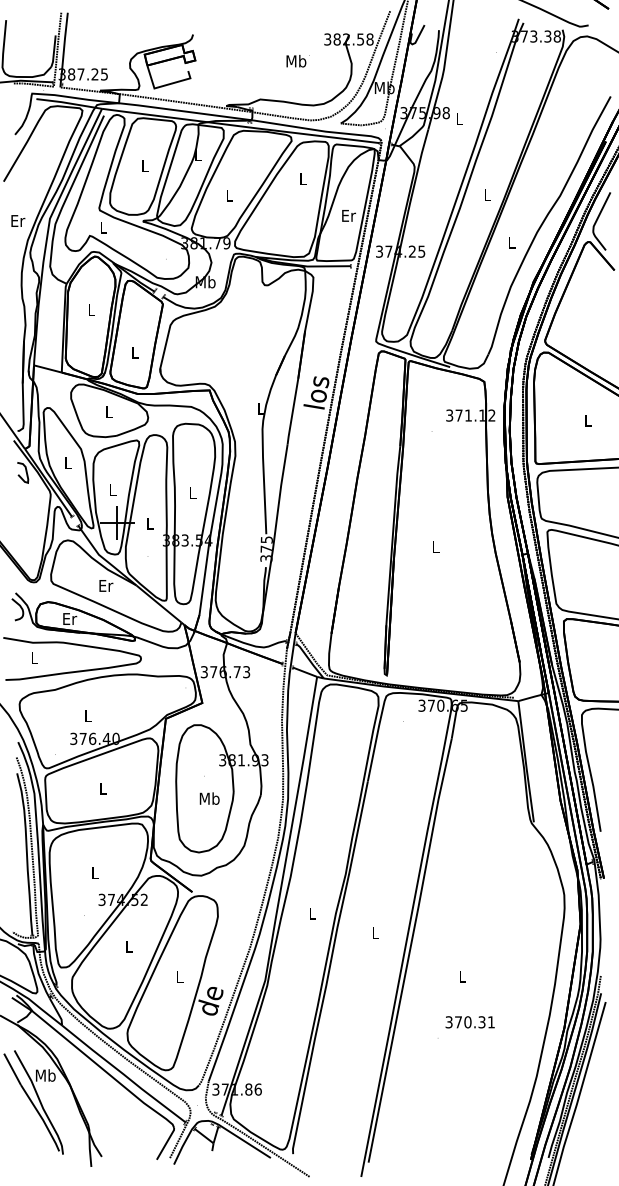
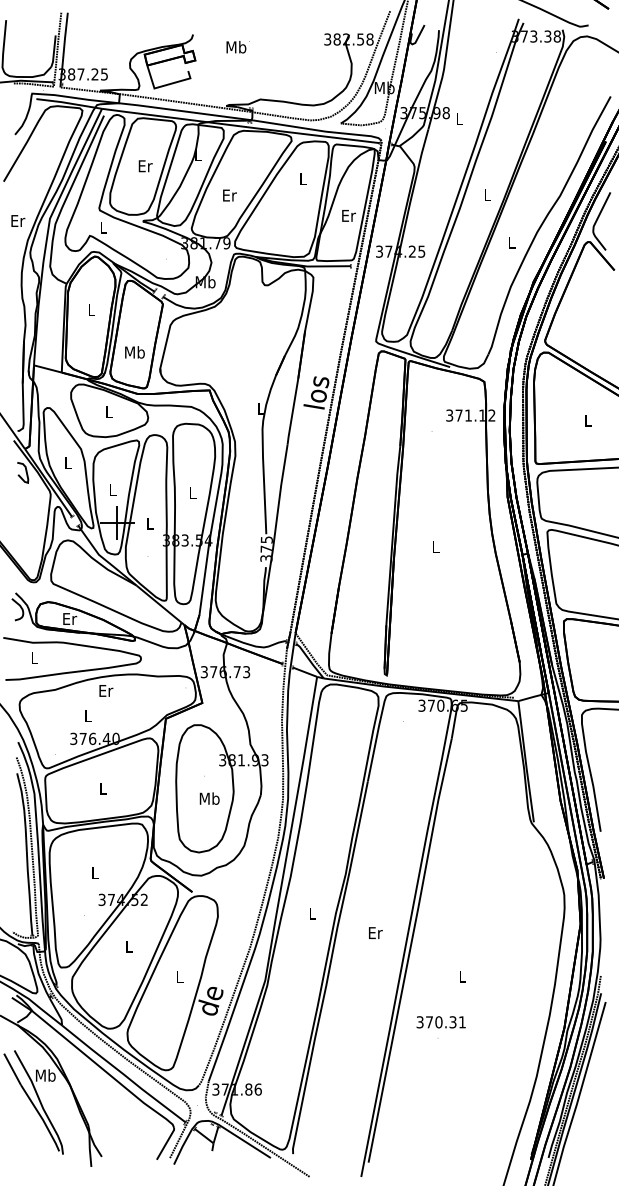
text position: (297, 61) -> (237, 47) (237, 47)
text: L -> Er (145, 166)
text: L -> Er (229, 195)
text: L -> Mb (134, 352)
text position: (106, 585) -> (106, 690) (106, 690)
text: L -> Er (375, 932)
text position: (469, 1022) -> (440, 1022) (440, 1022)
